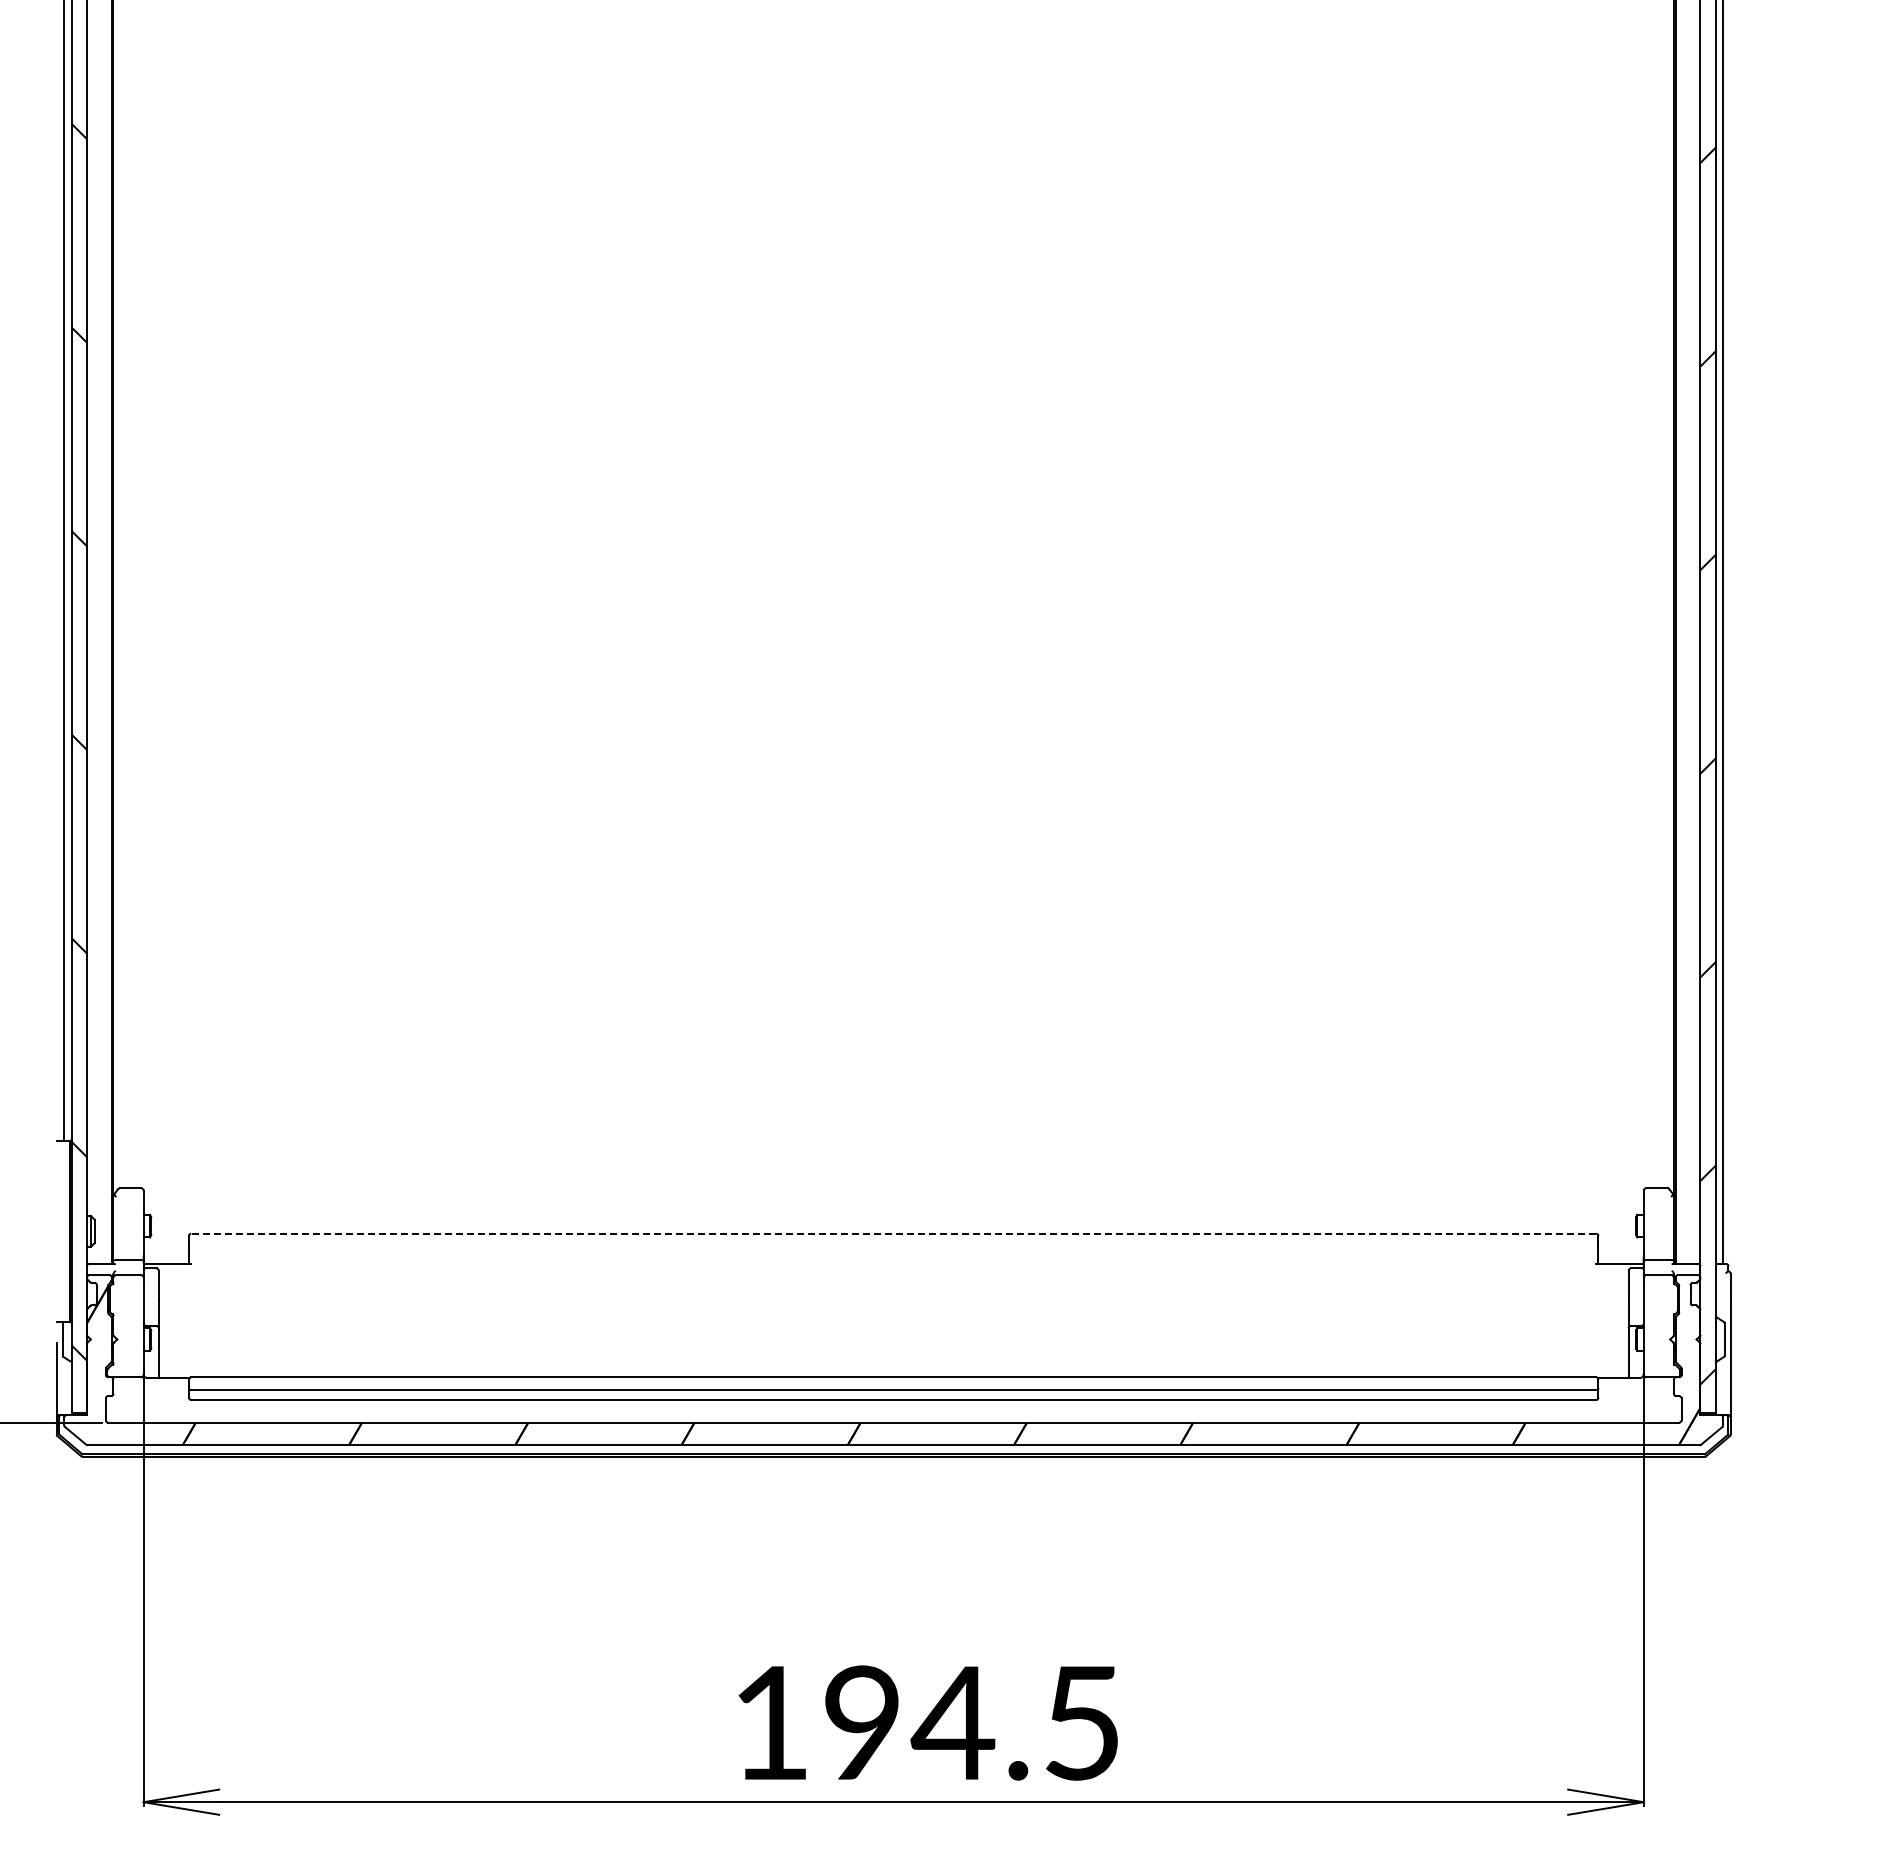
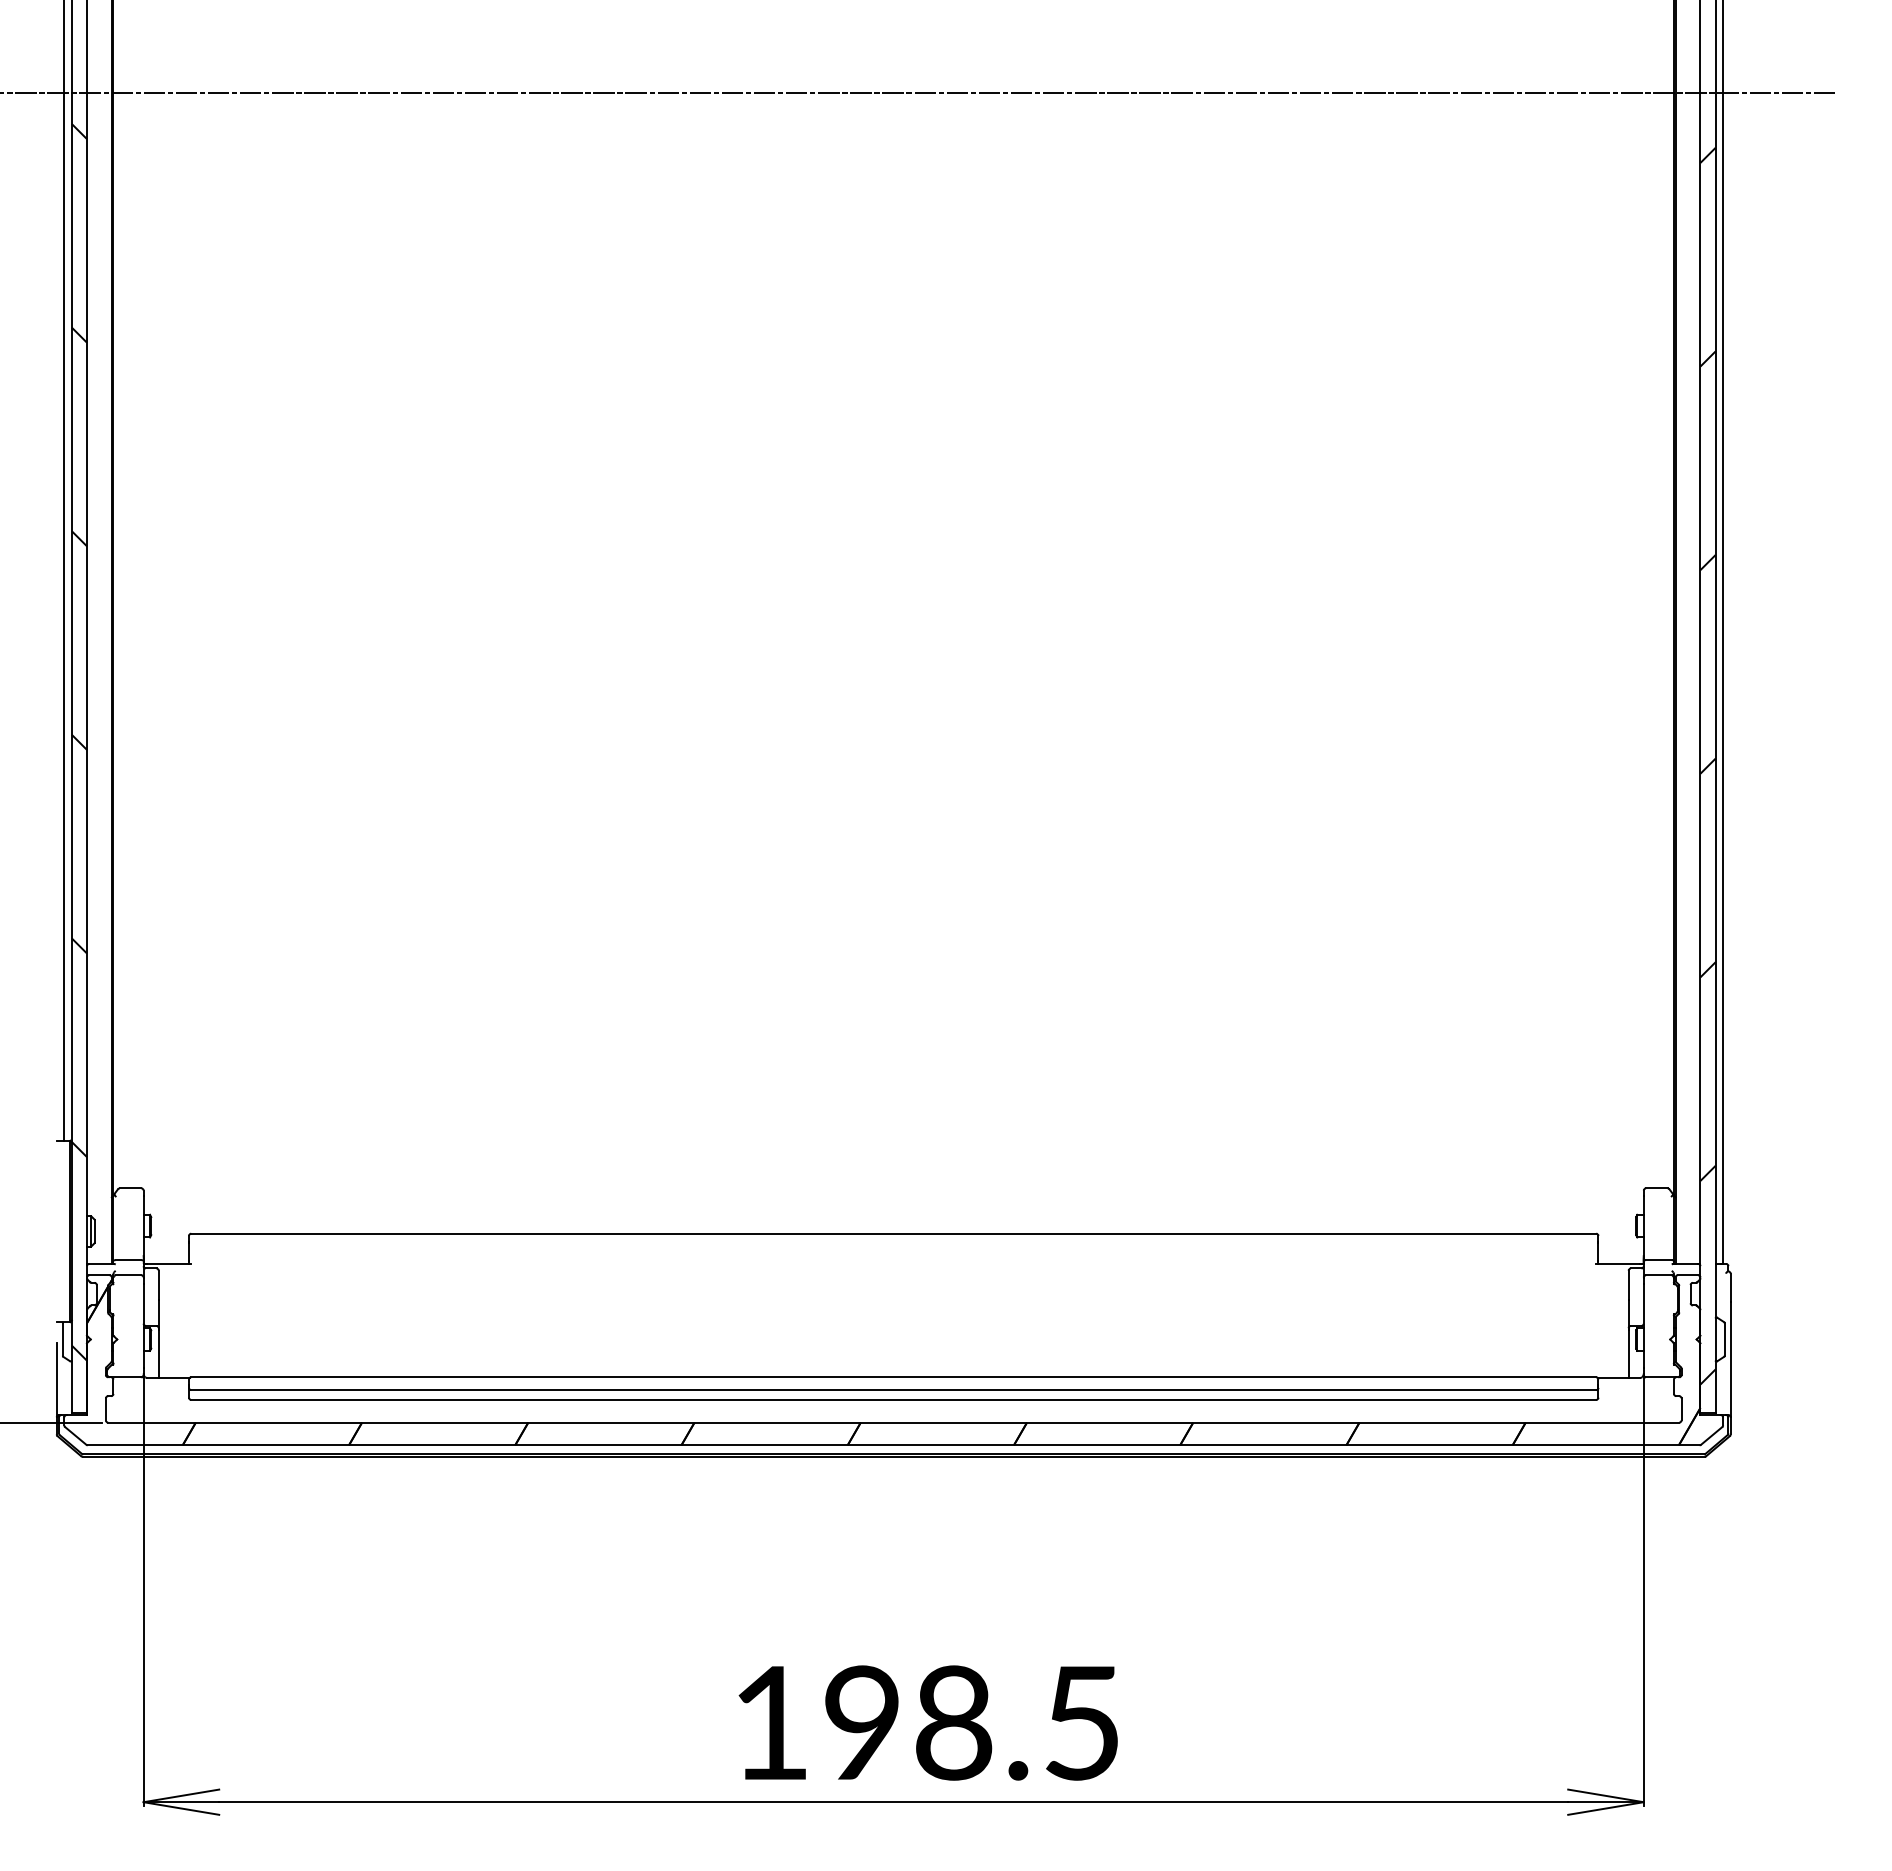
line: none -> present (919, 92)
line: dashed -> solid (893, 1233)
text: 194.5 -> 198.5 (952, 1722)
